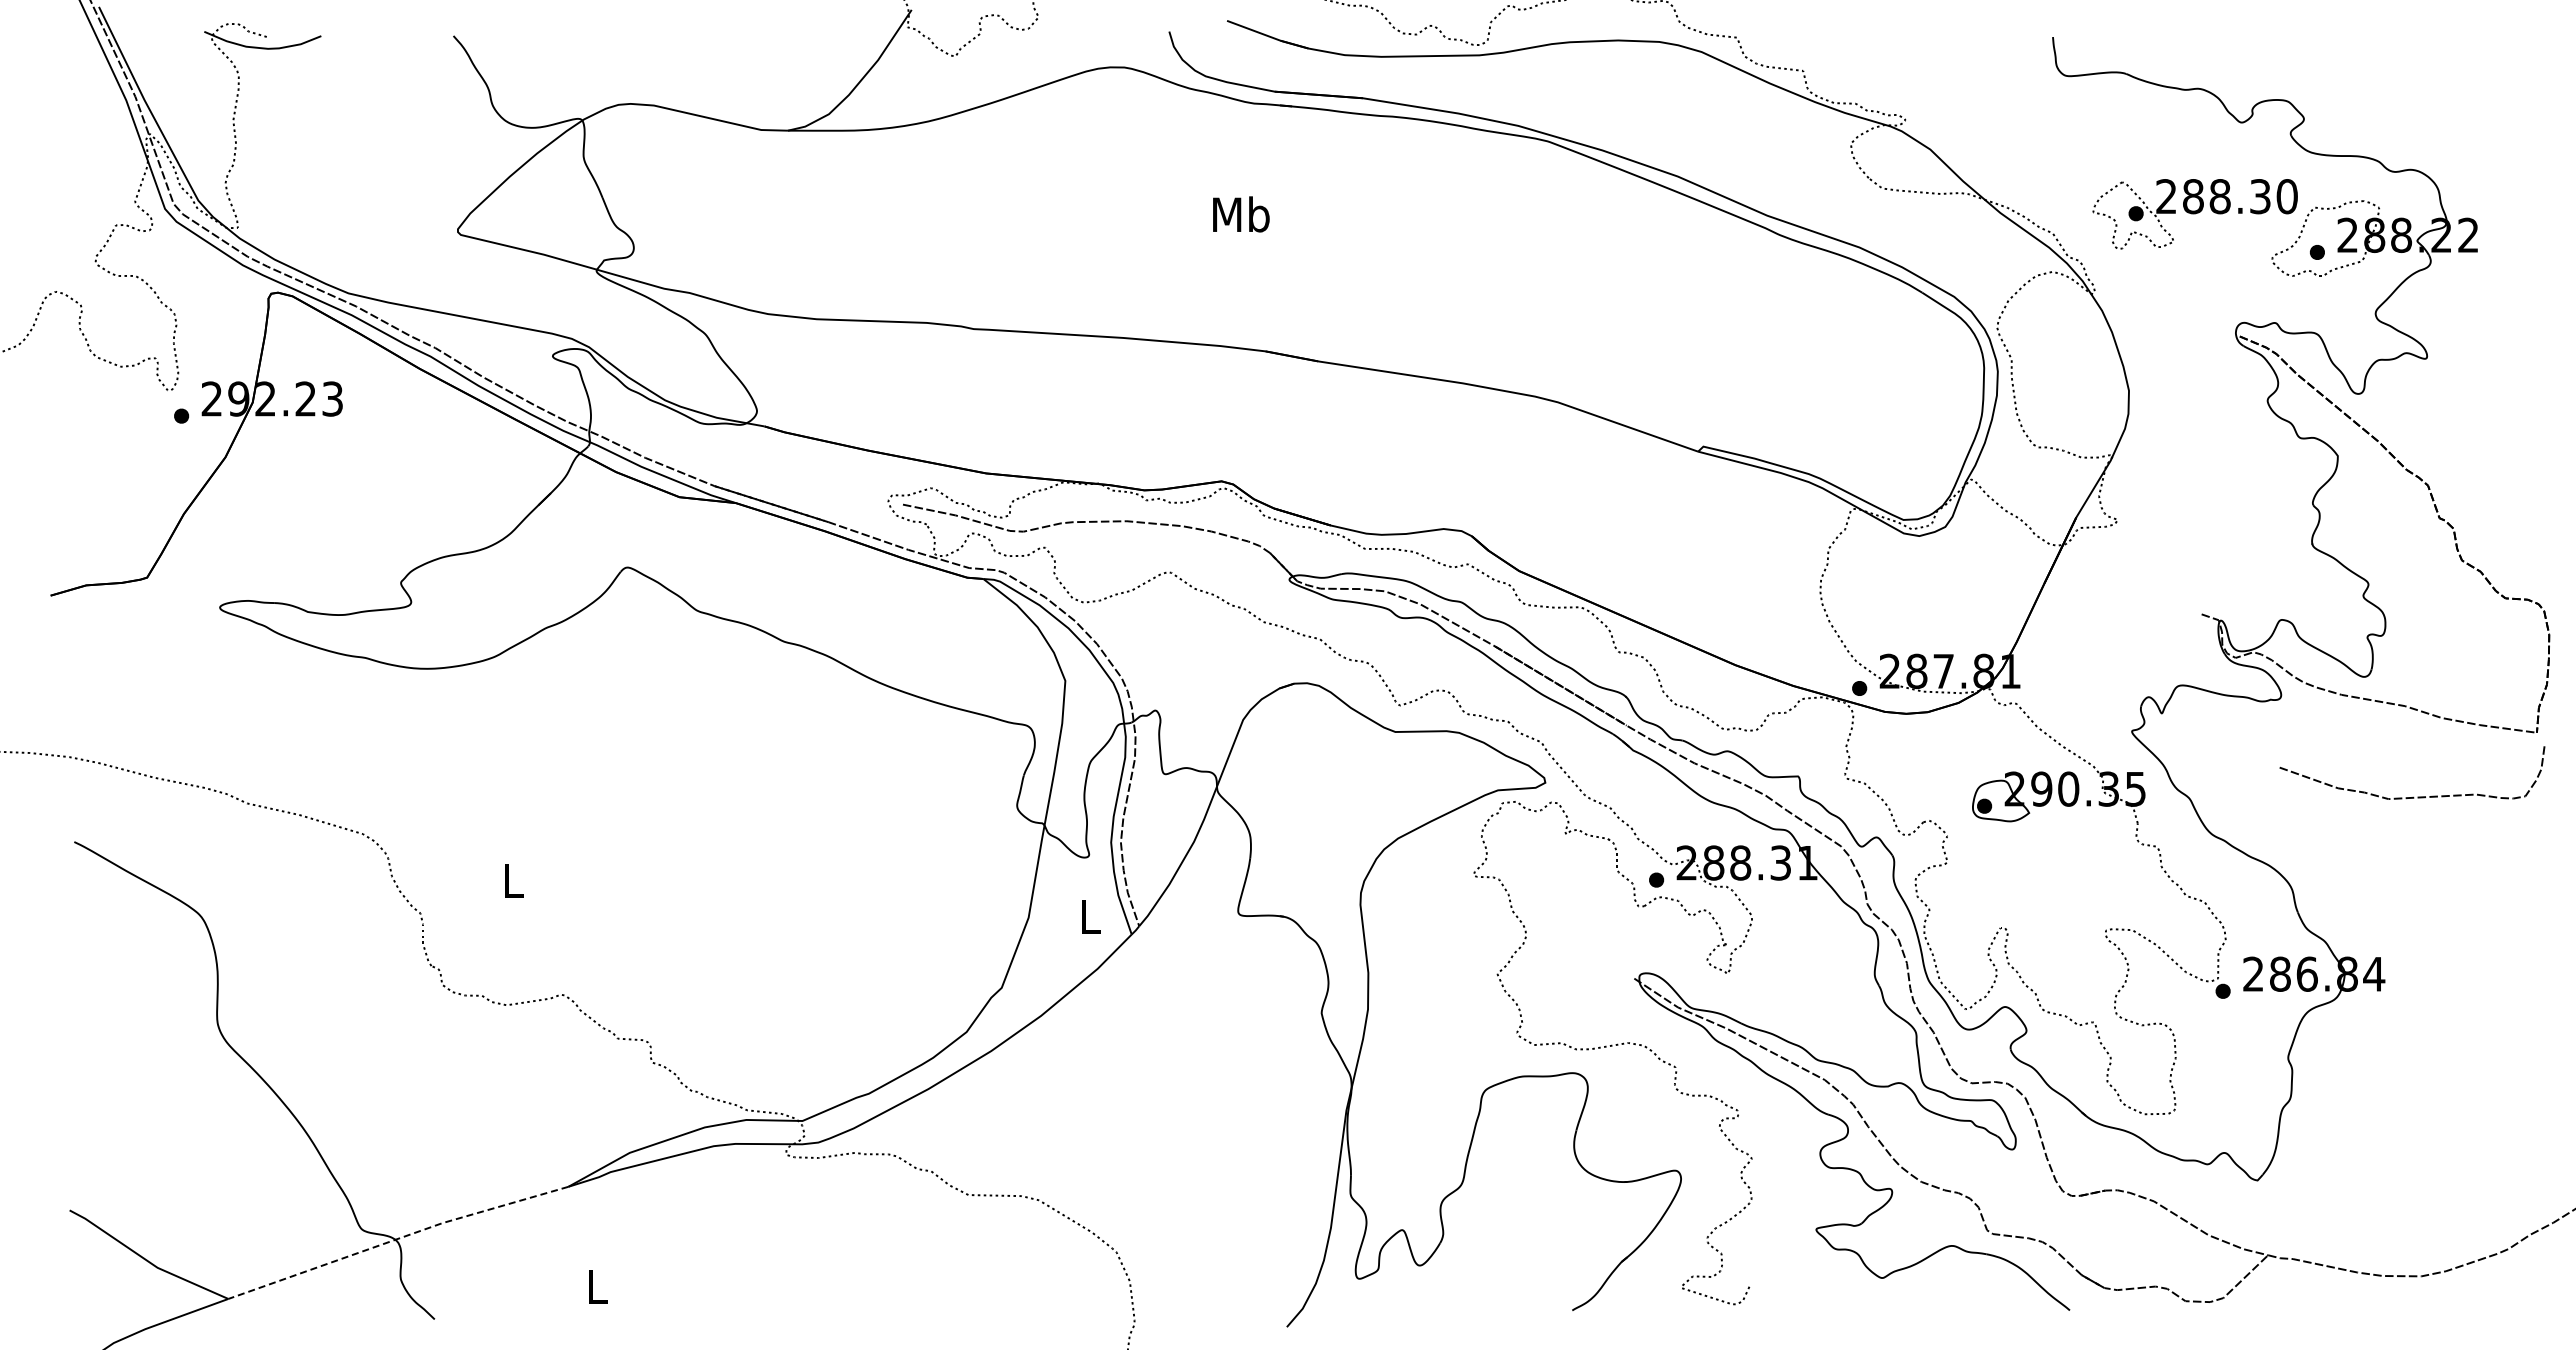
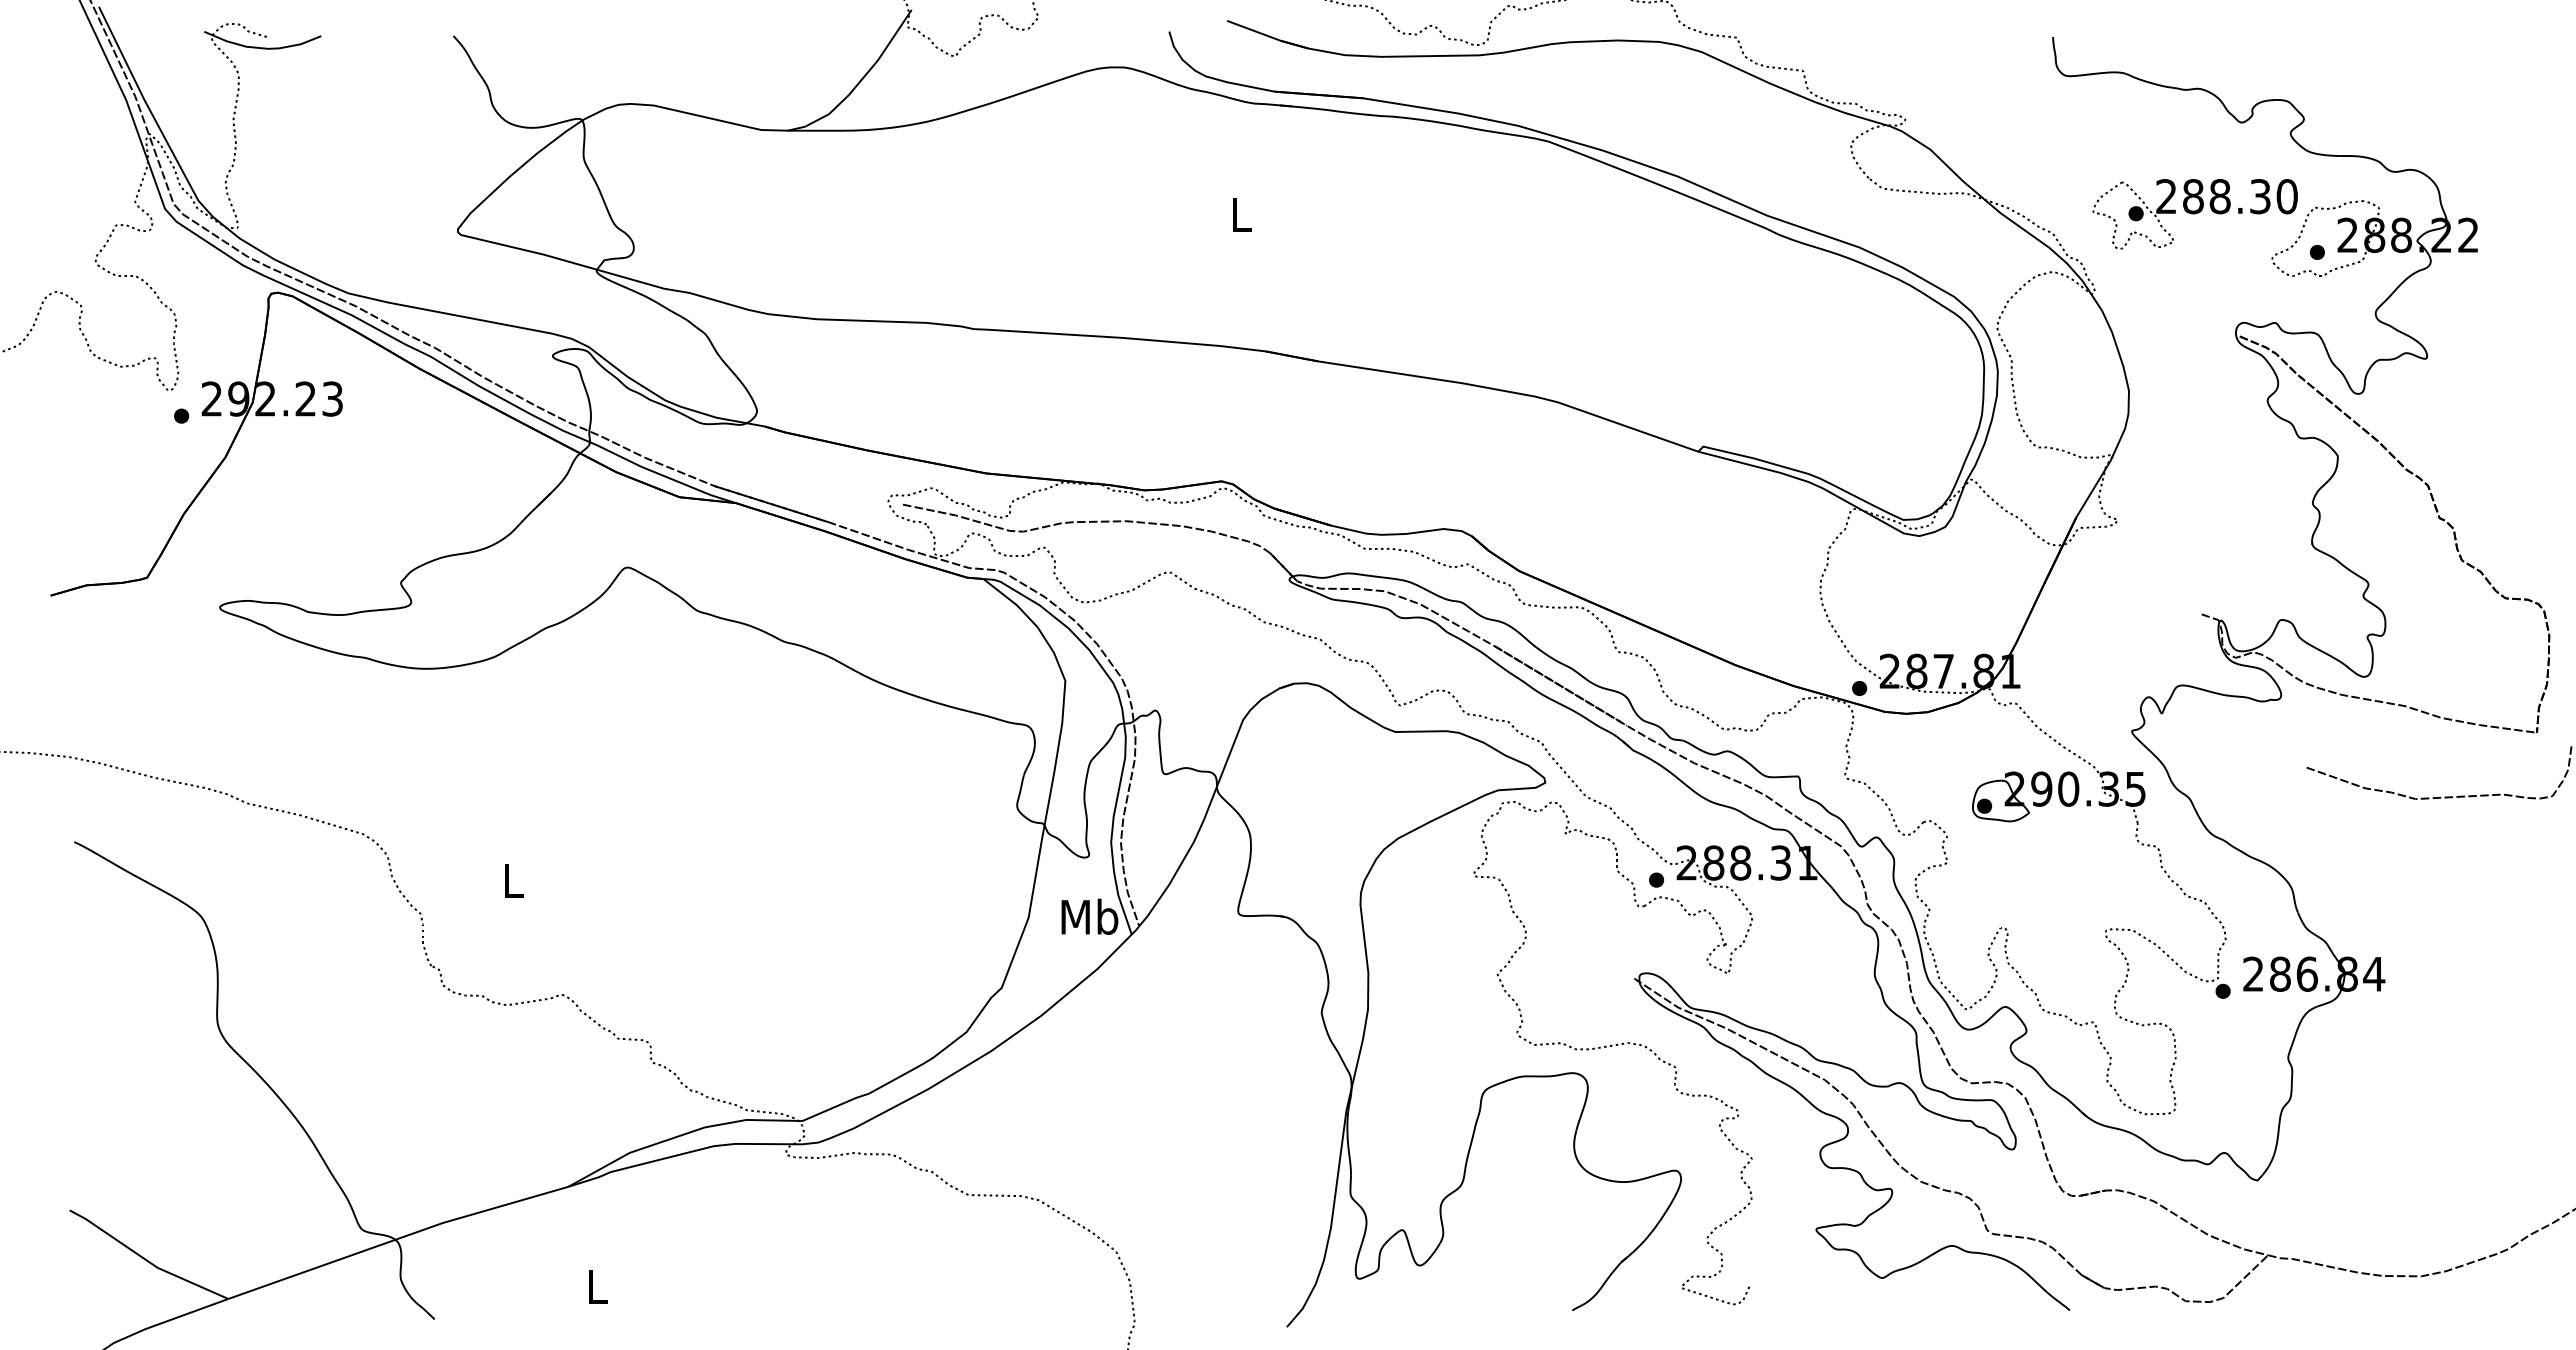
text: Mb -> L (1241, 214)
curve position: (2413, 796) -> (2440, 796) (2440, 796)
text: L -> Mb (1089, 916)
line: dashed -> solid (397, 1239)
